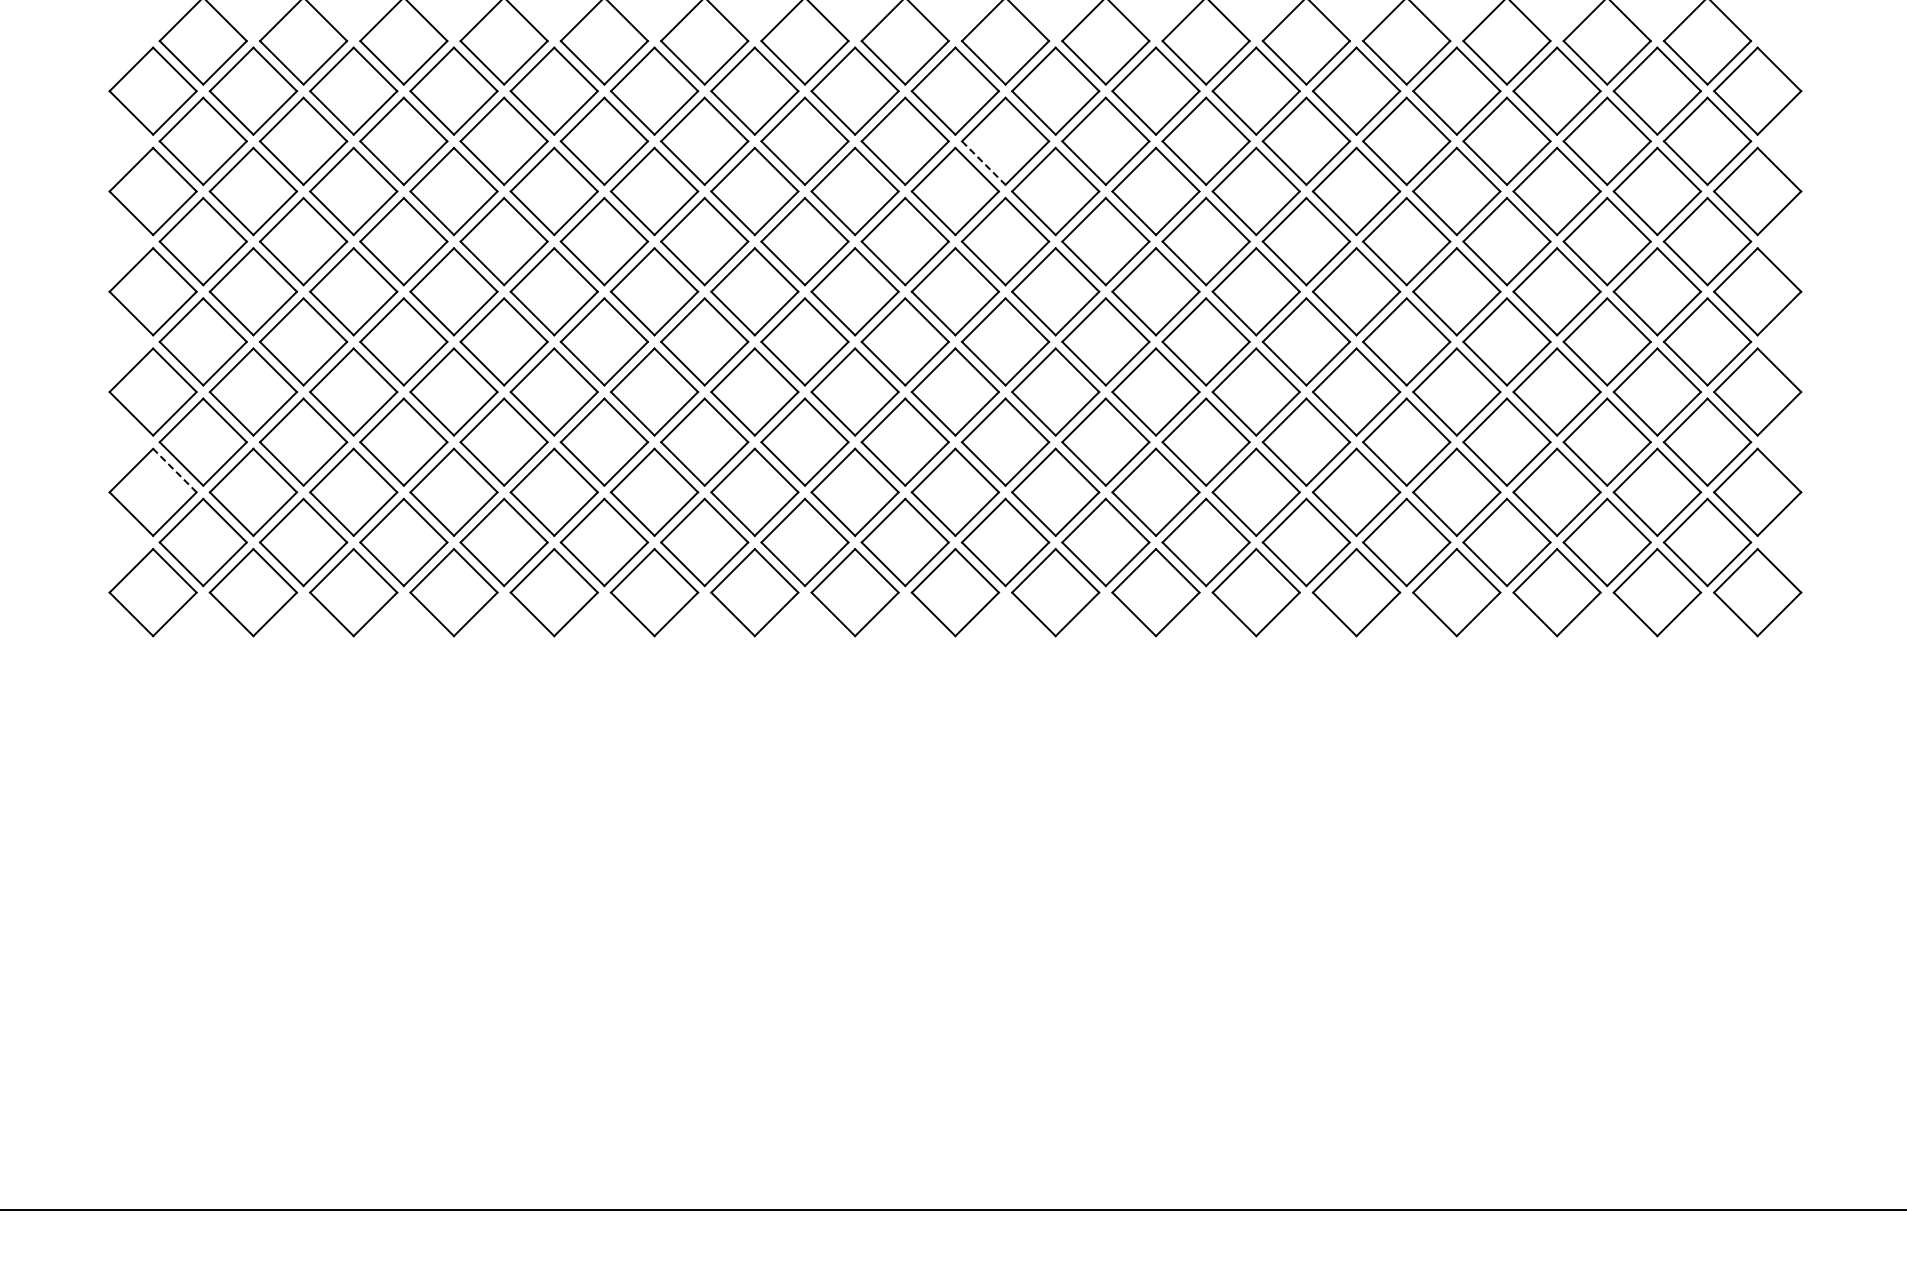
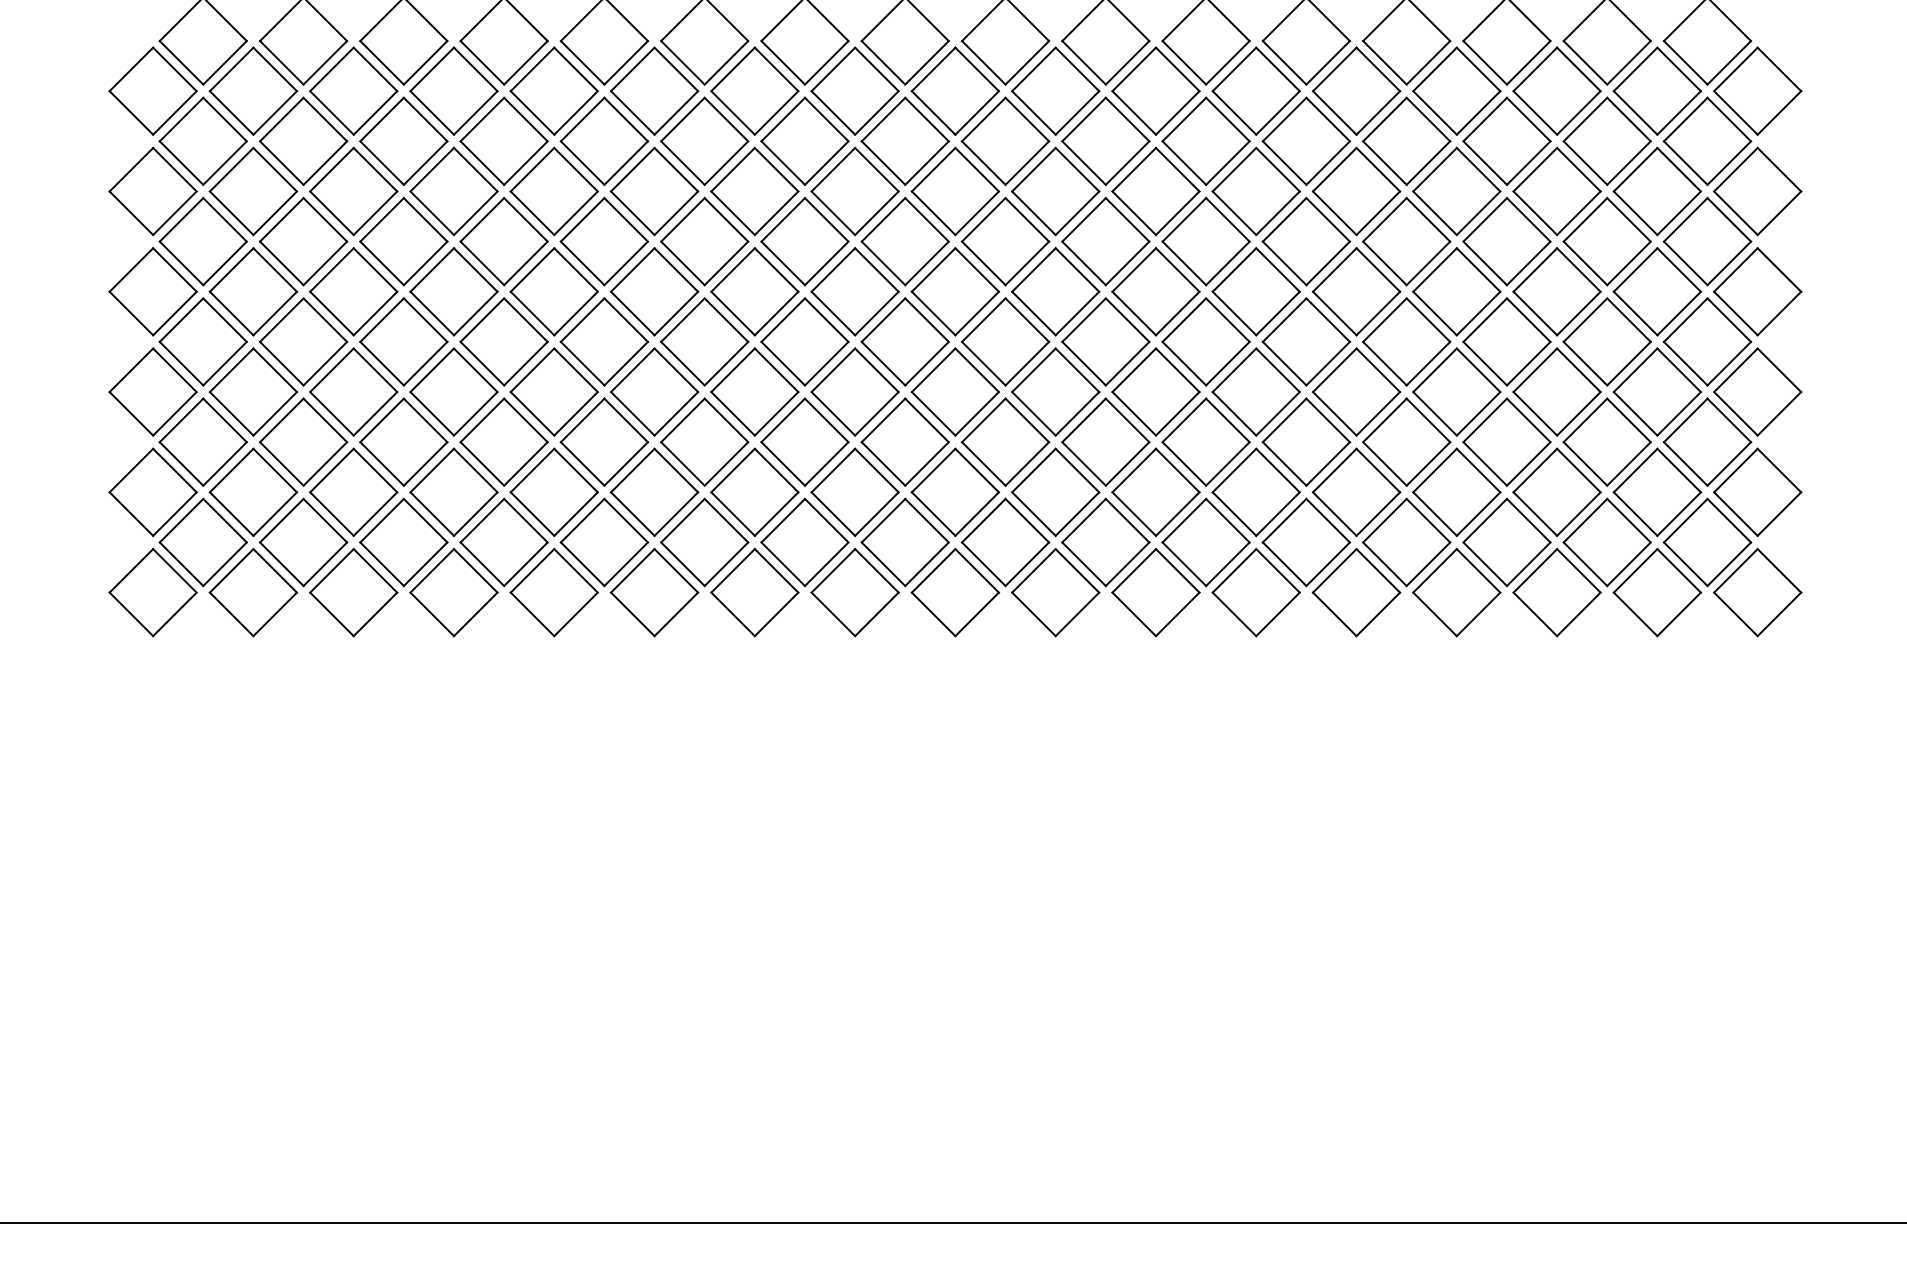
line: dashed -> solid (983, 163)
line: dashed -> solid (174, 470)
line position: (952, 1210) -> (952, 1223) (952, 1223)
